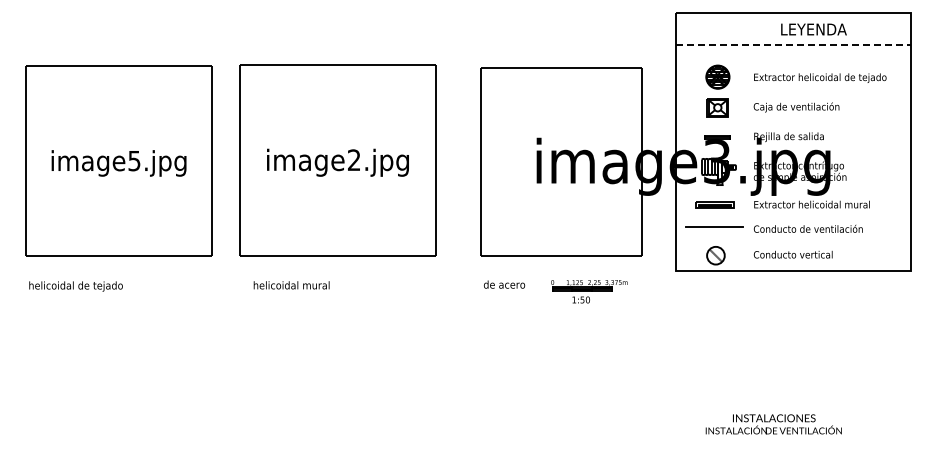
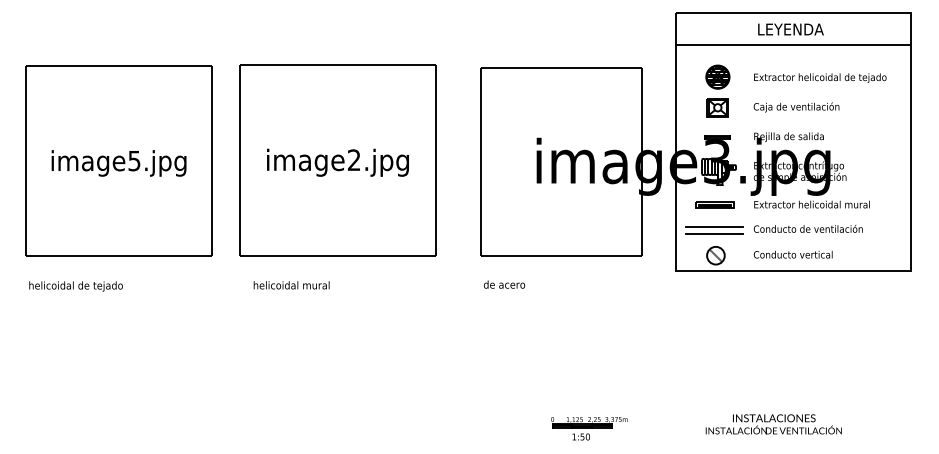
text position: (813, 29) -> (790, 29) (790, 29)
line: dashed -> solid (794, 45)
line: none -> present (714, 234)
part position: (589, 291) -> (589, 428) (589, 428)
